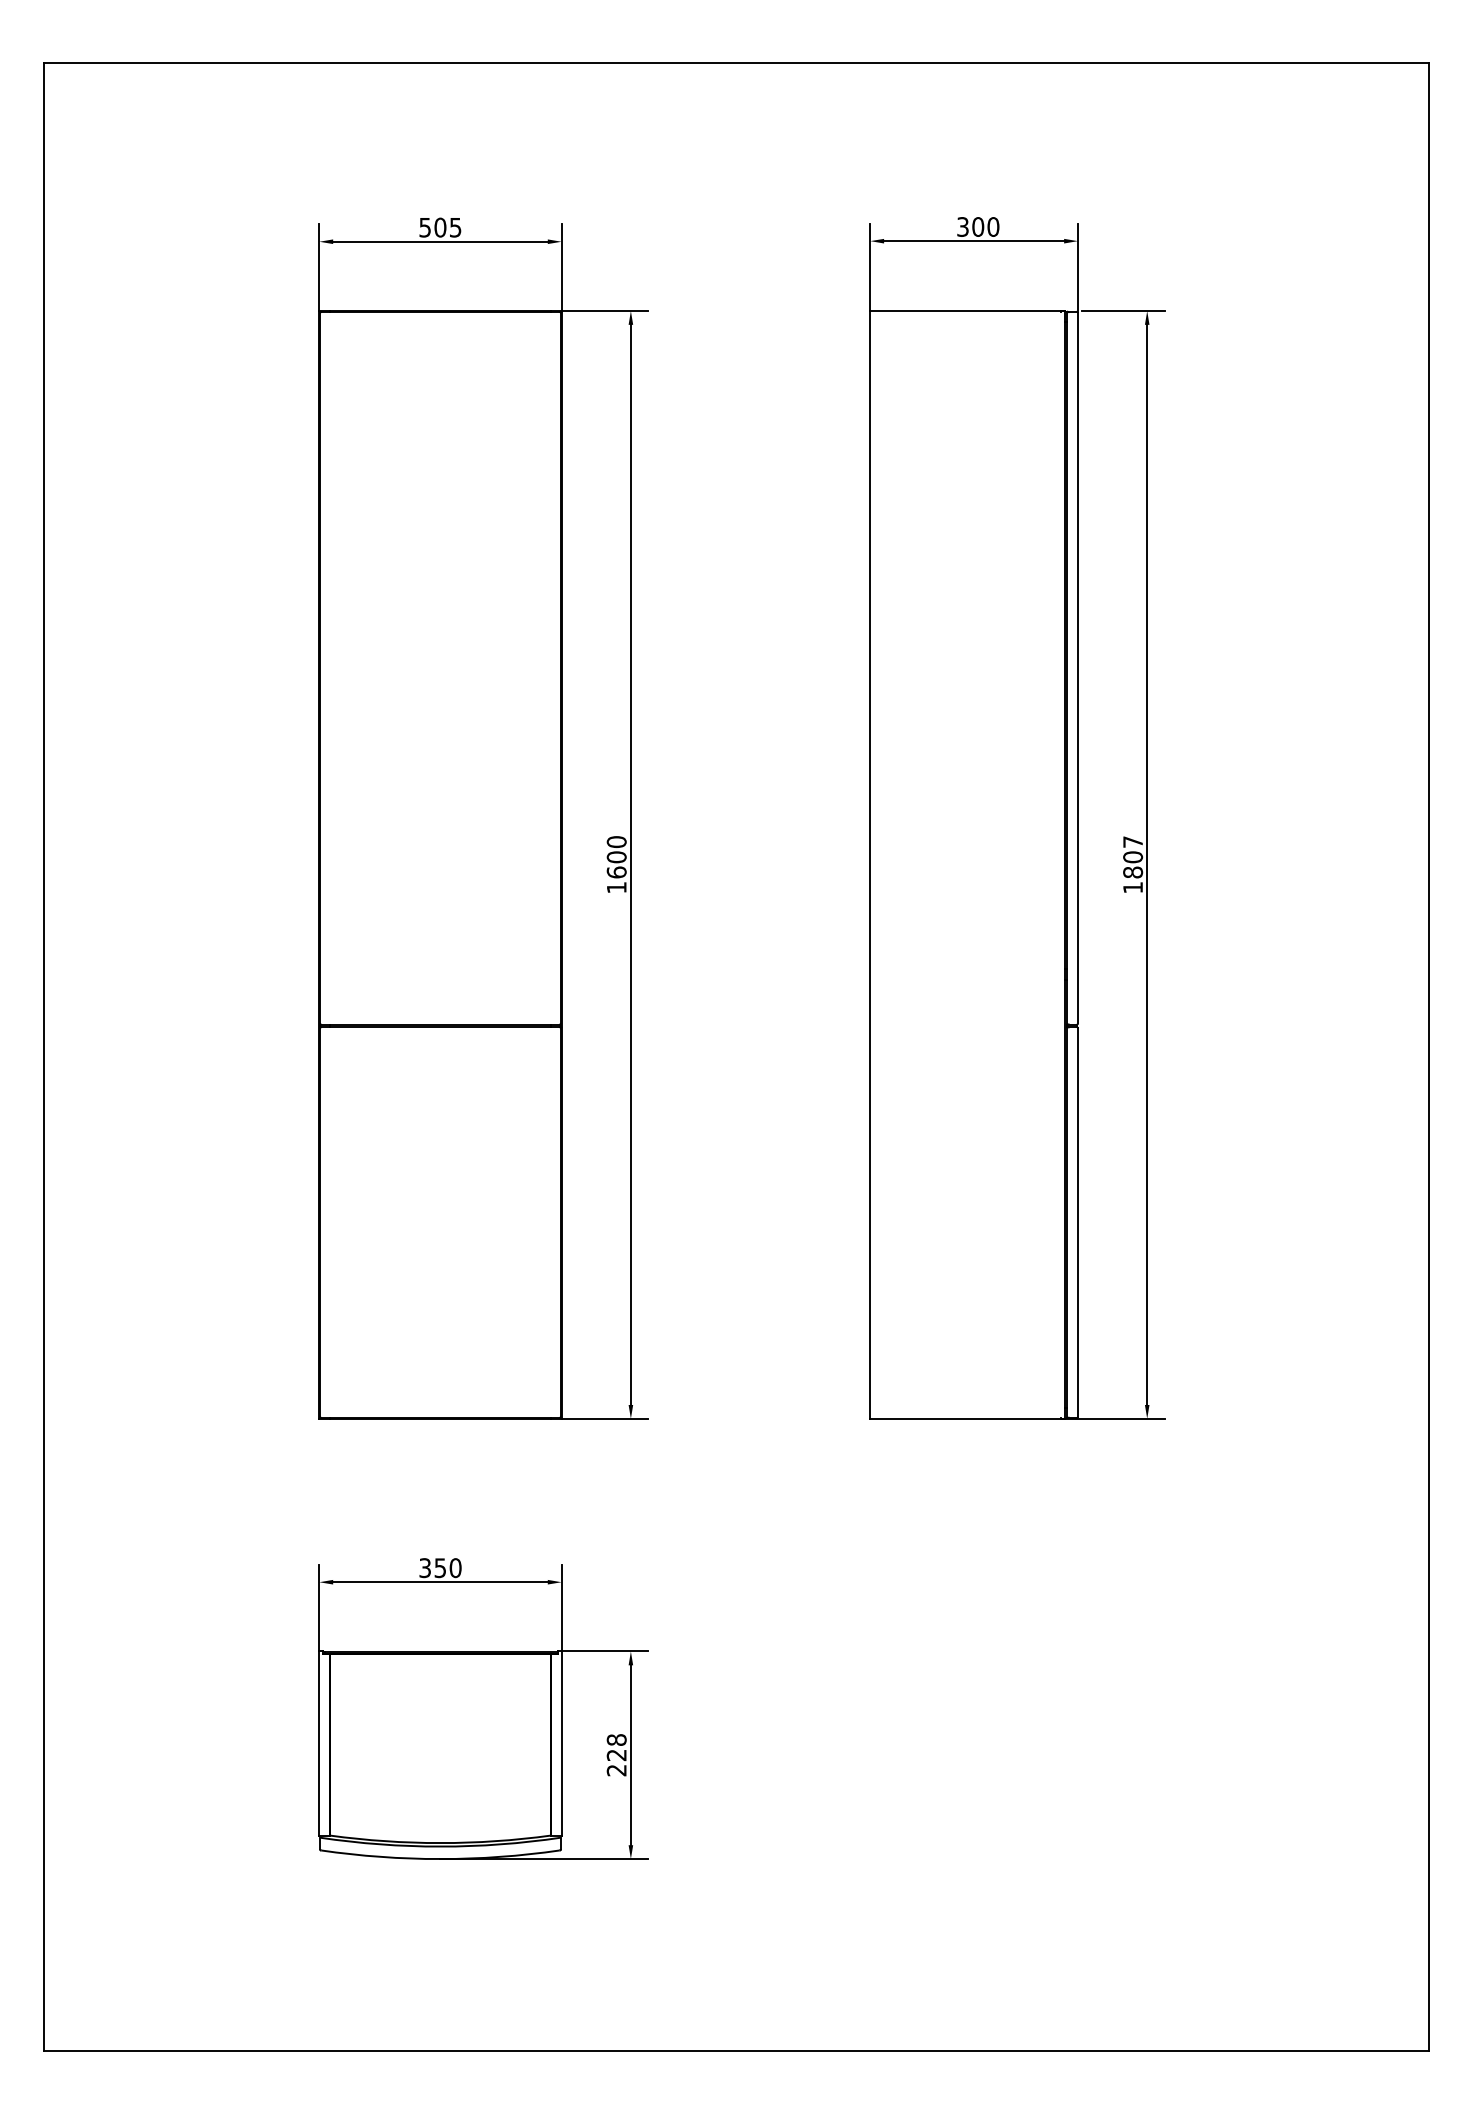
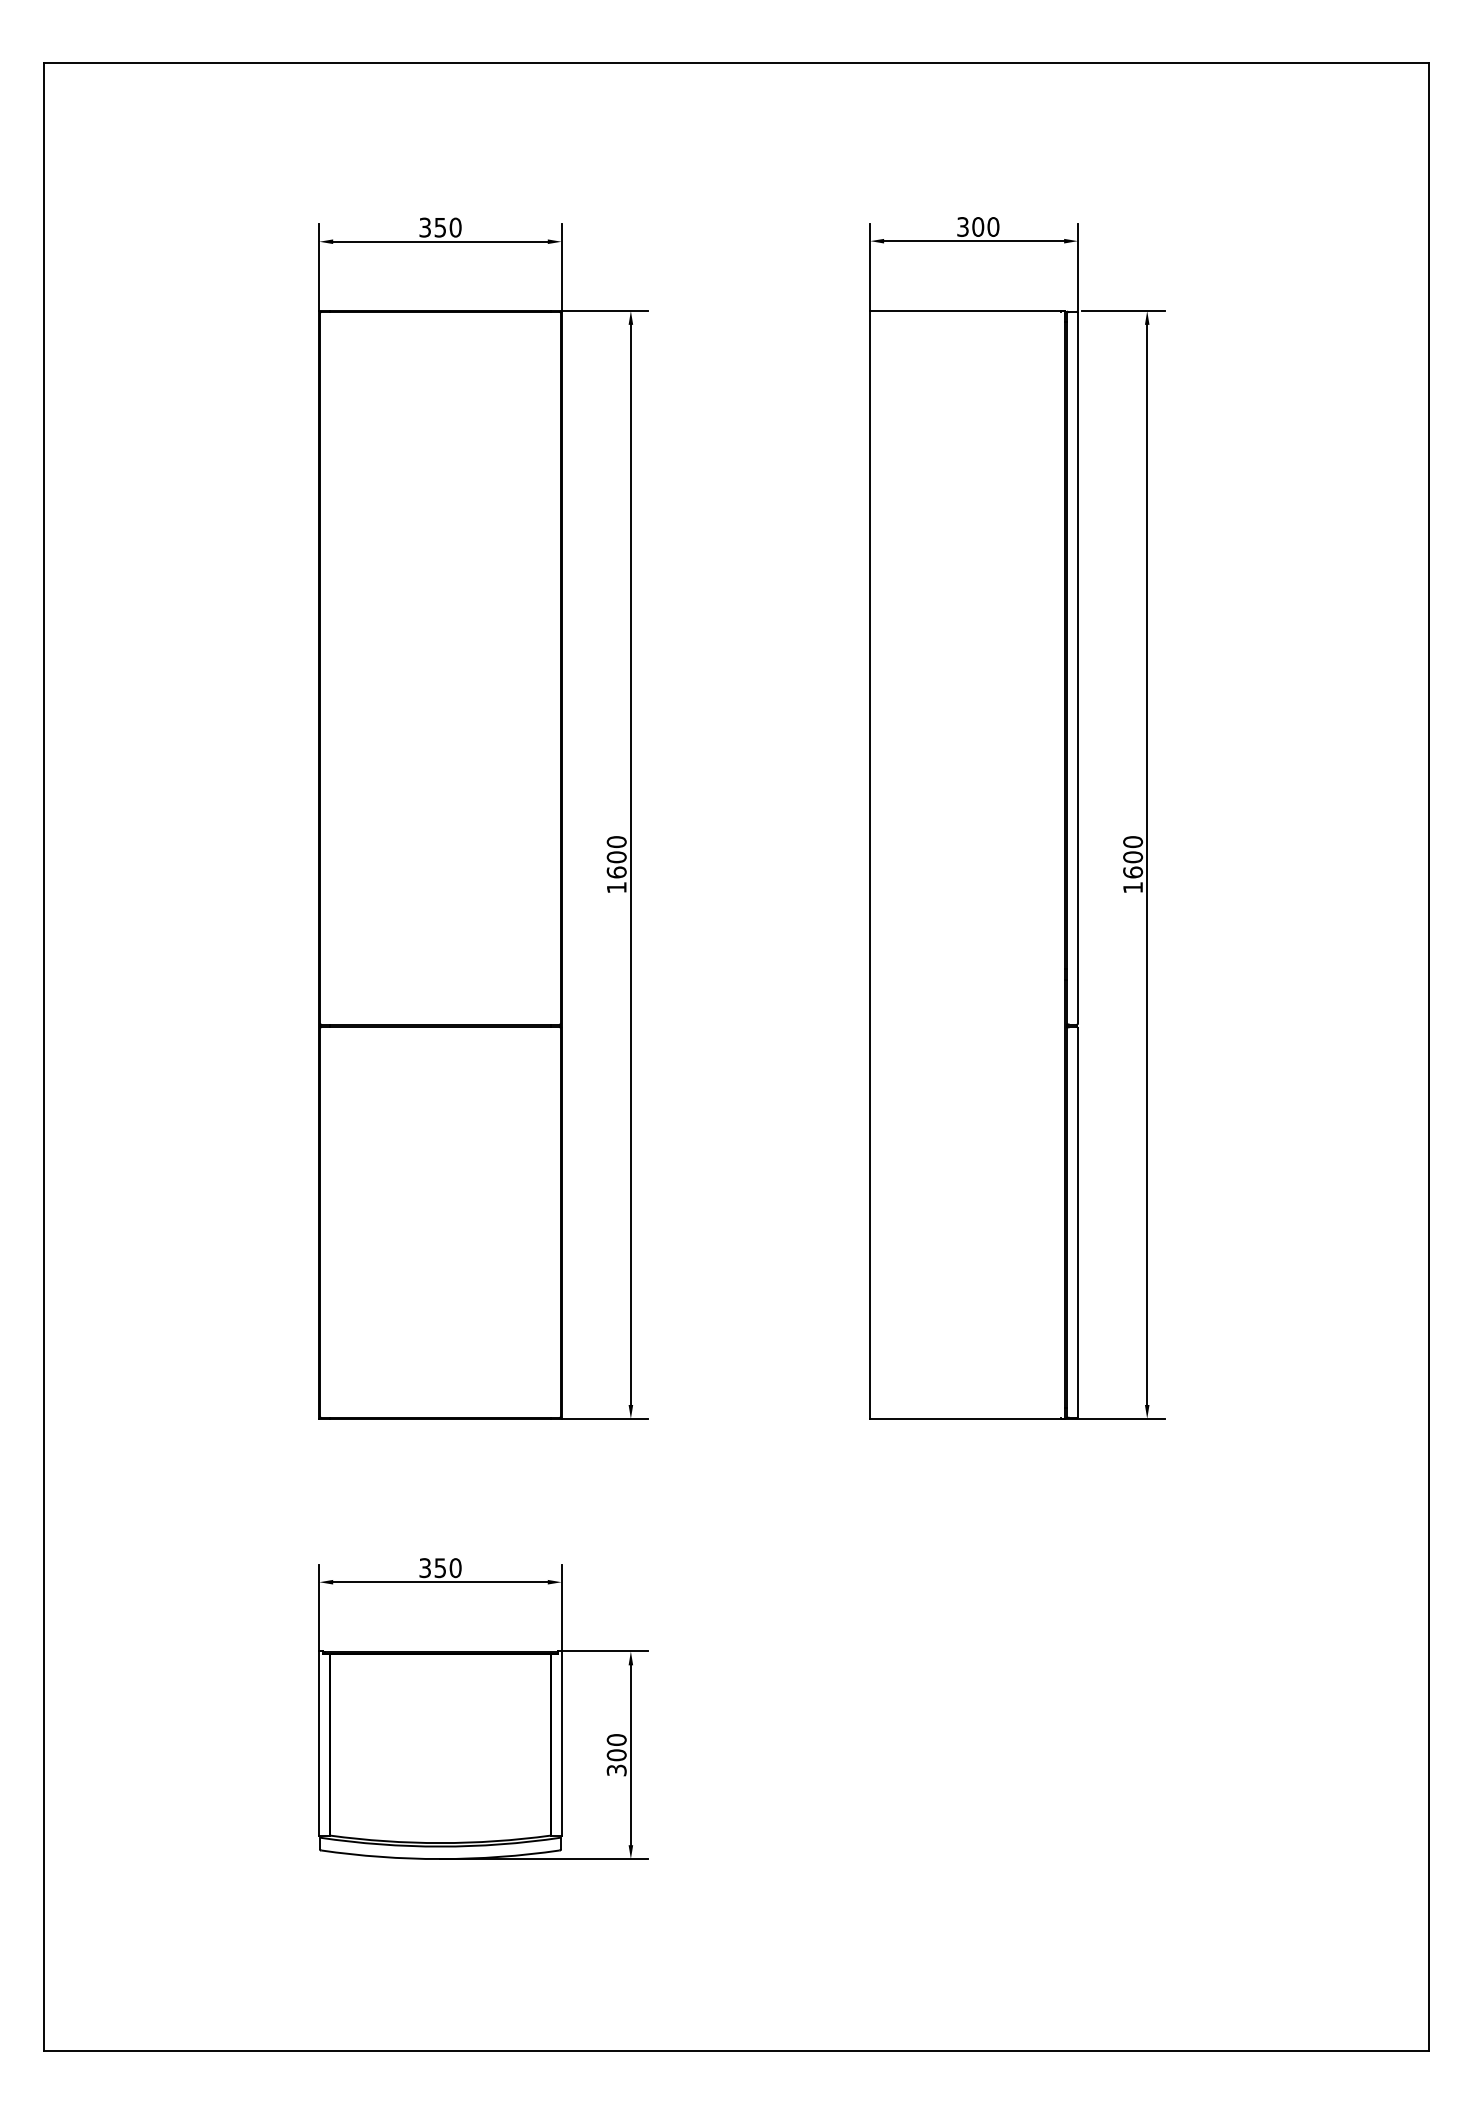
text: 505 -> 350 (440, 227)
text: 1807 -> 1600 (1133, 857)
text: 228 -> 300 (616, 1755)
